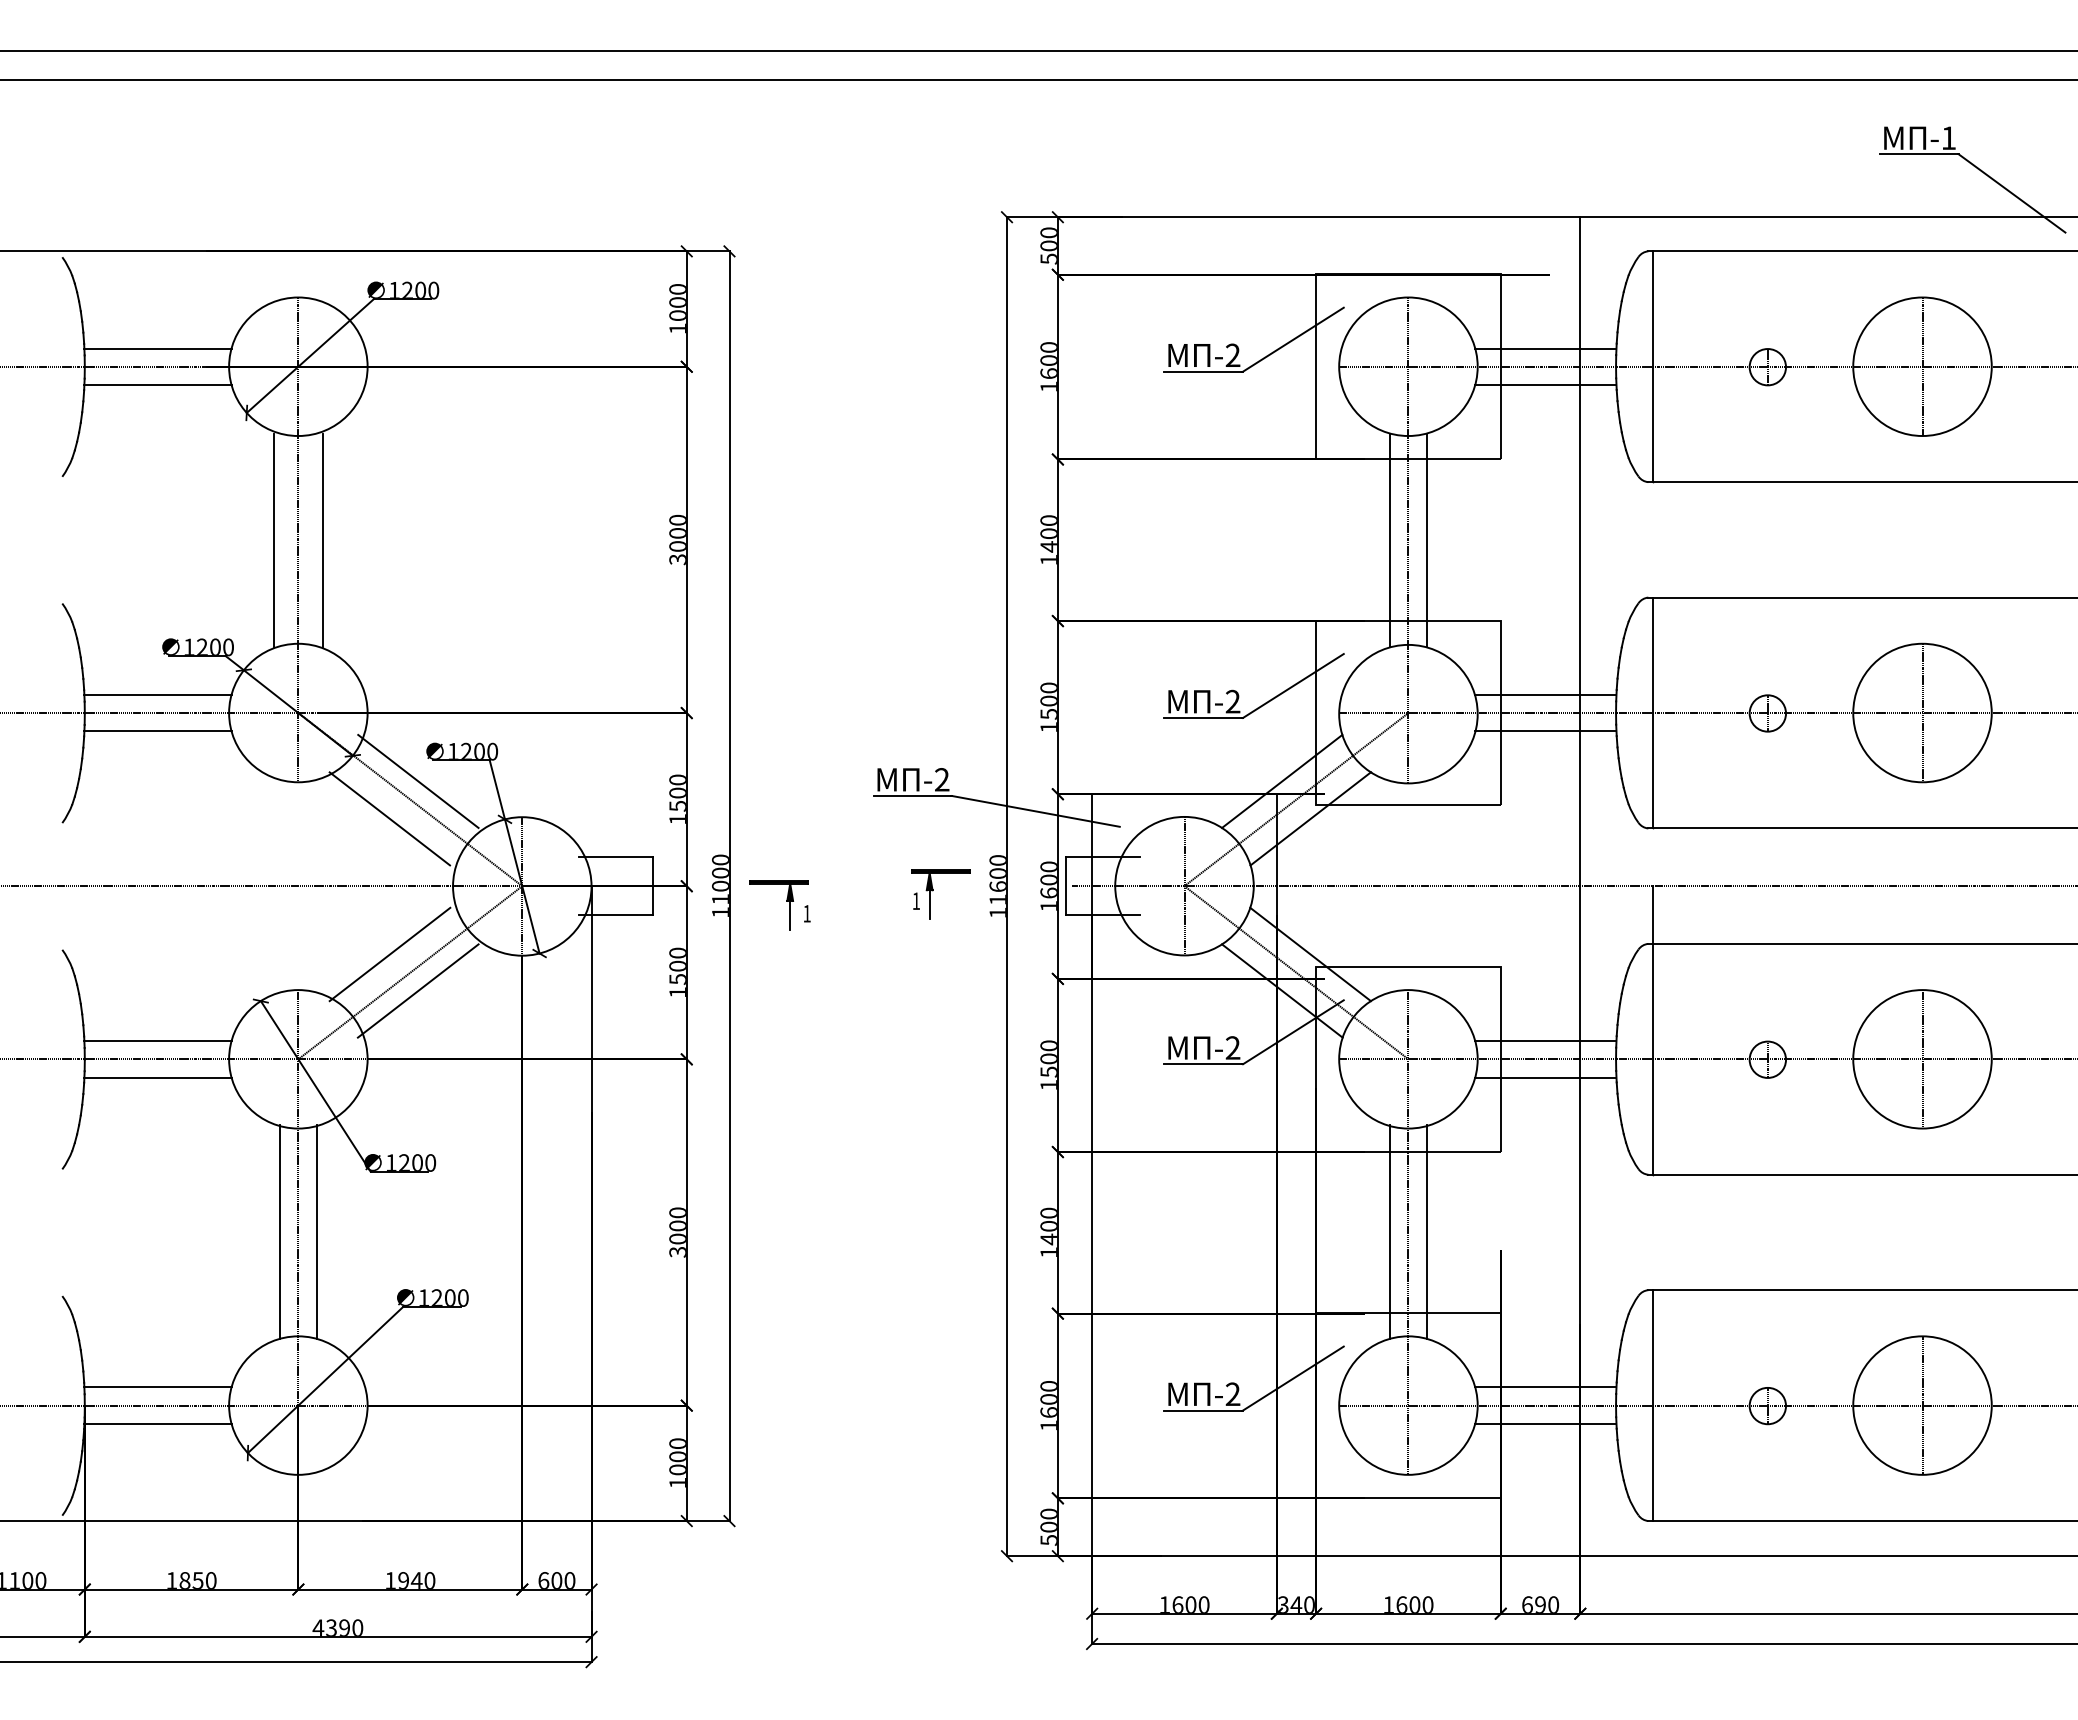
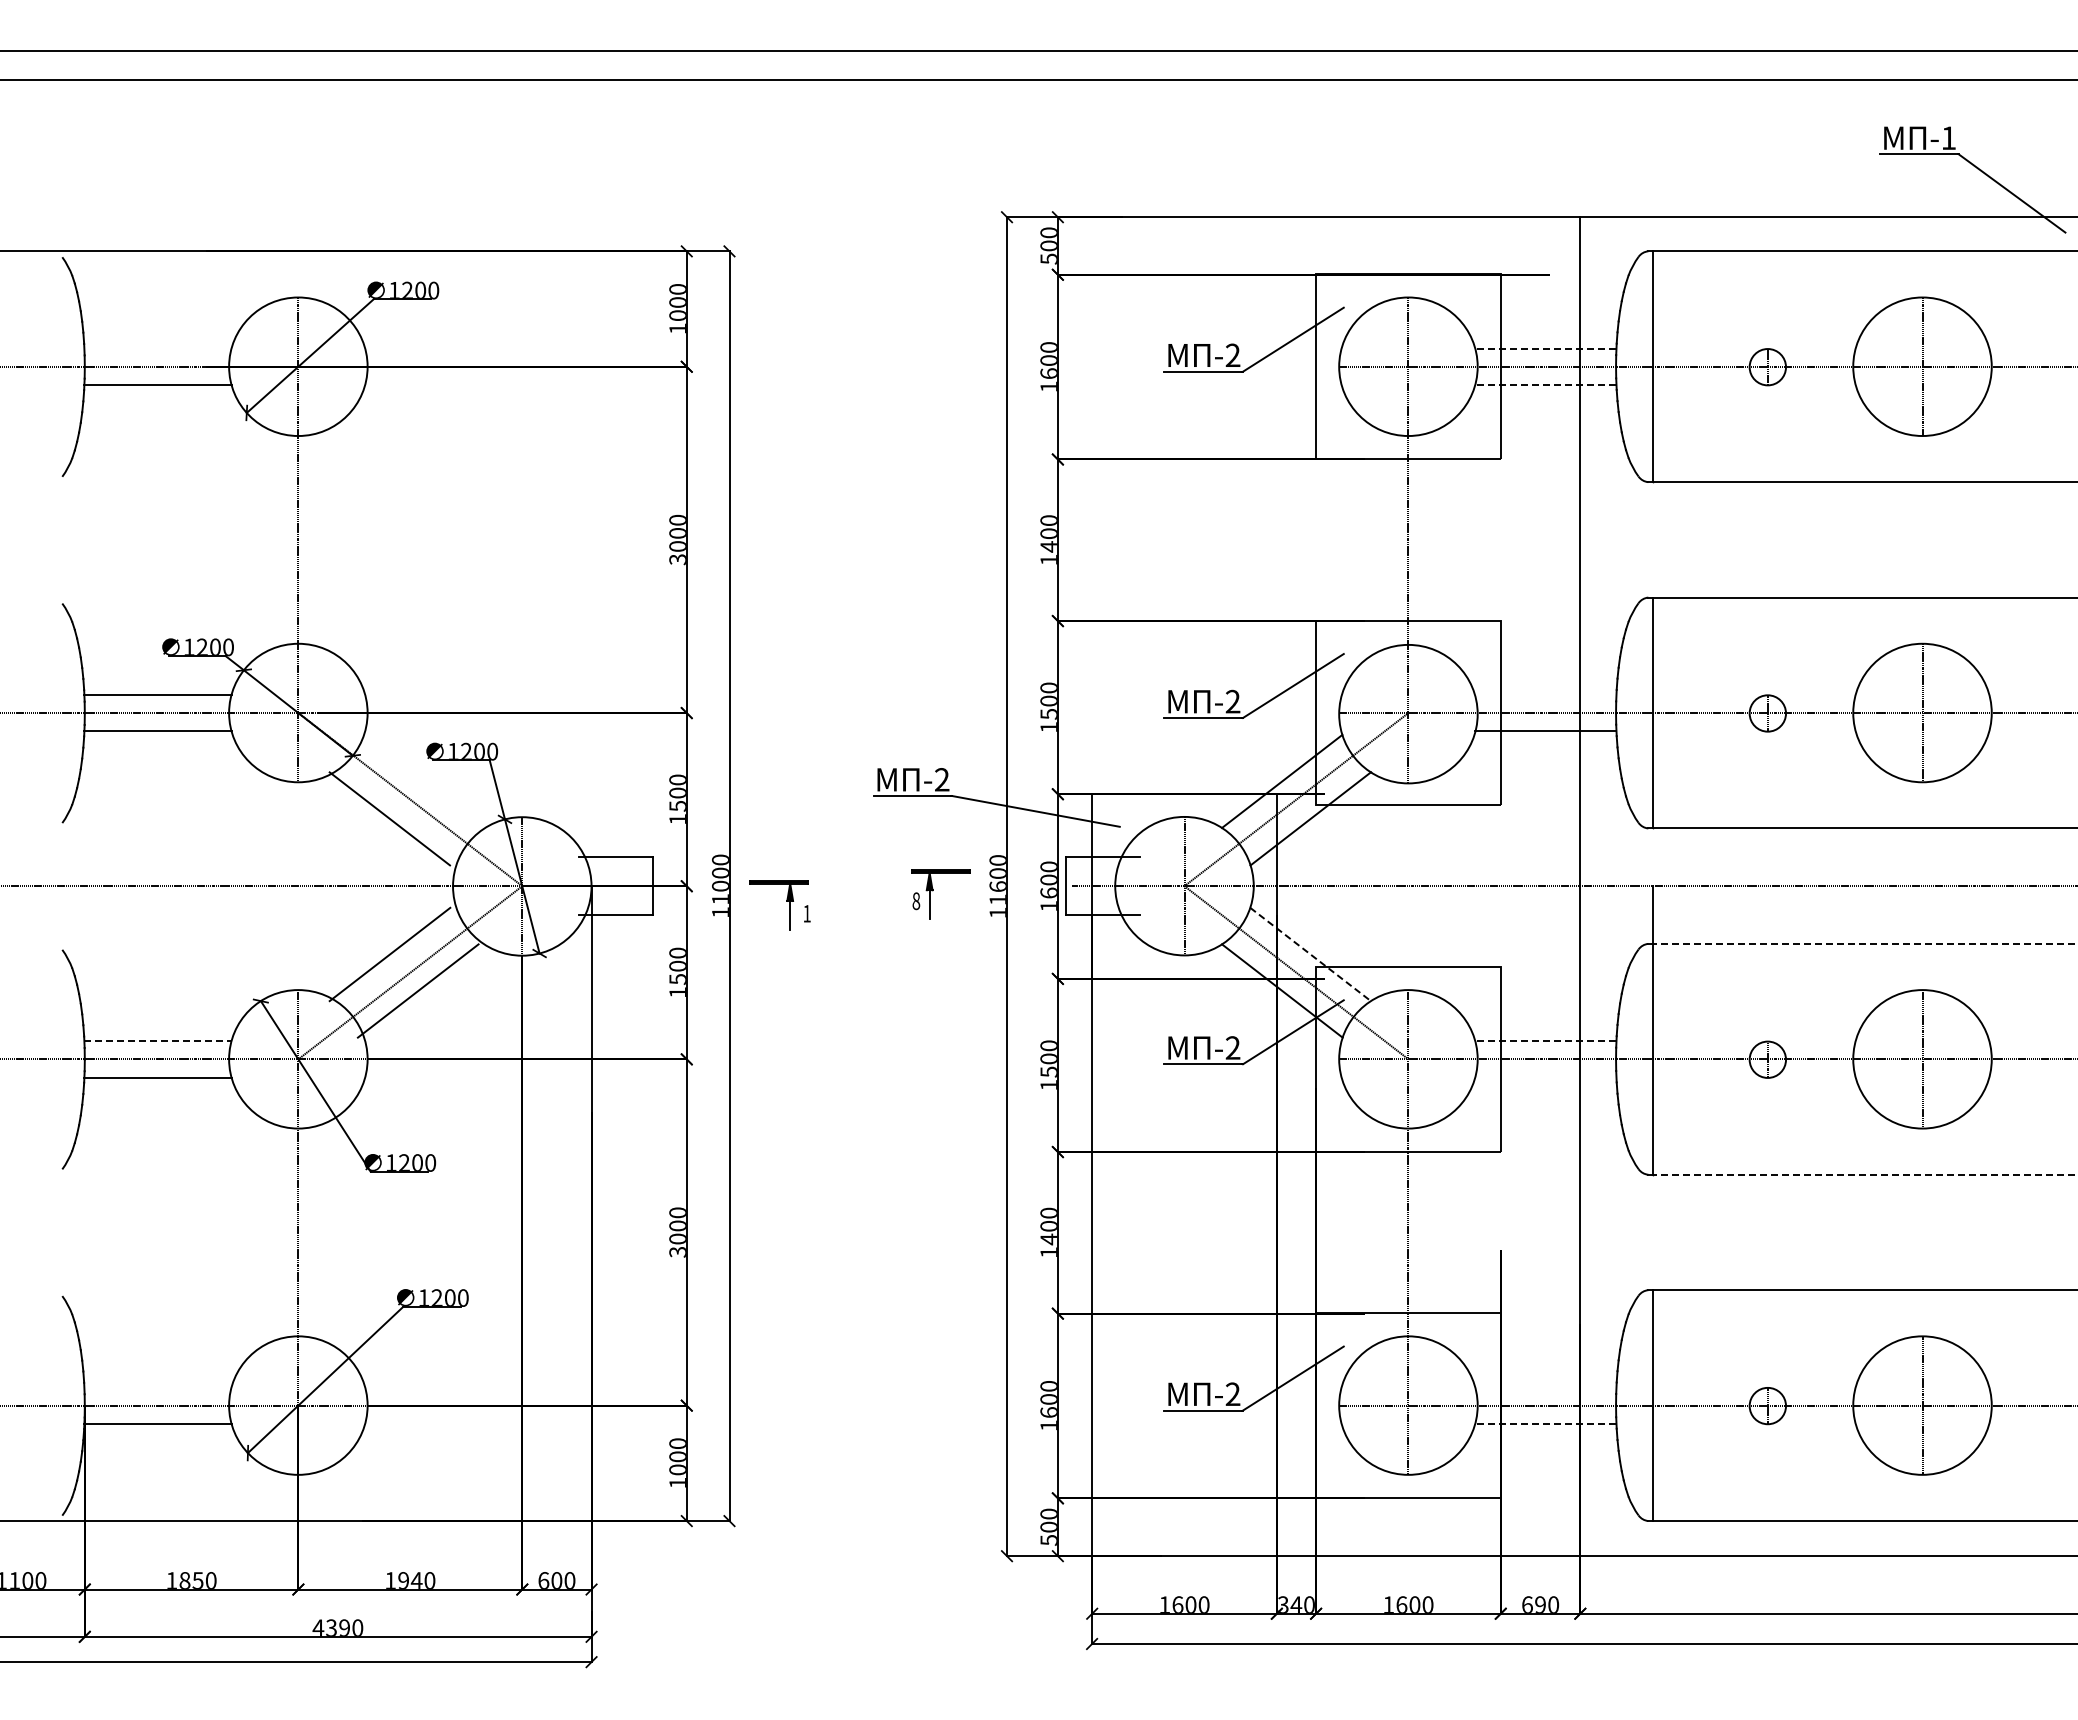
line: present -> none (157, 348)
line: solid -> dashed (1545, 348)
line: solid -> dashed (1545, 384)
line: present -> none (273, 540)
line: present -> none (322, 540)
line: present -> none (1390, 540)
line: present -> none (1426, 540)
line: present -> none (1545, 694)
line: present -> none (418, 780)
text: 1 -> 8 (916, 901)
line: solid -> dashed (1864, 943)
line: solid -> dashed (1310, 954)
line: solid -> dashed (157, 1041)
line: solid -> dashed (1545, 1041)
line: present -> none (1545, 1077)
line: solid -> dashed (1864, 1174)
line: present -> none (280, 1231)
line: present -> none (316, 1231)
line: present -> none (1390, 1231)
line: present -> none (1426, 1231)
line: present -> none (157, 1387)
line: present -> none (1545, 1387)
line: solid -> dashed (1545, 1423)
